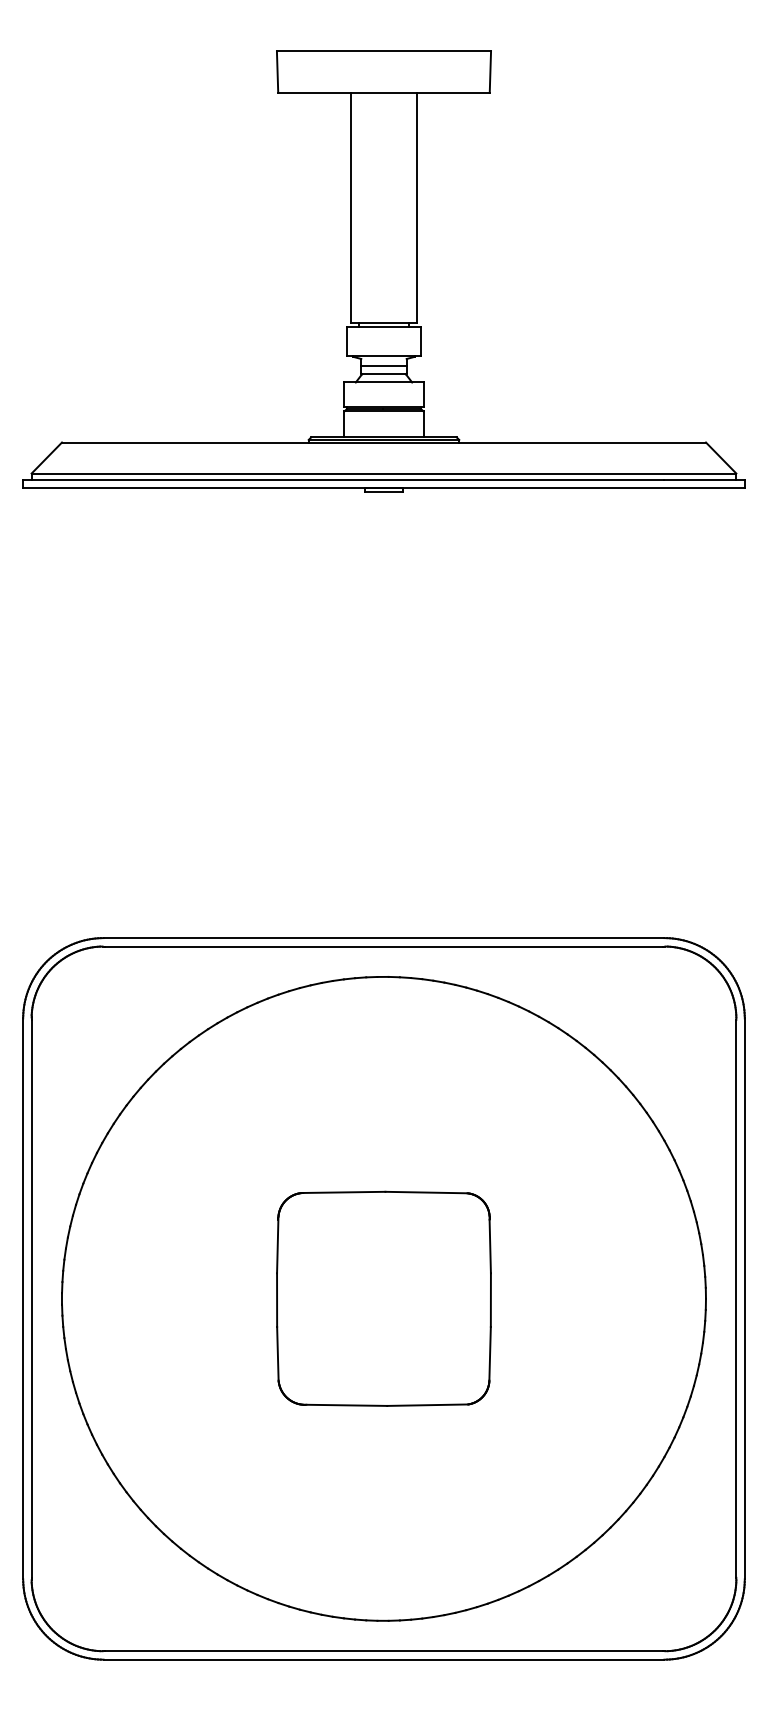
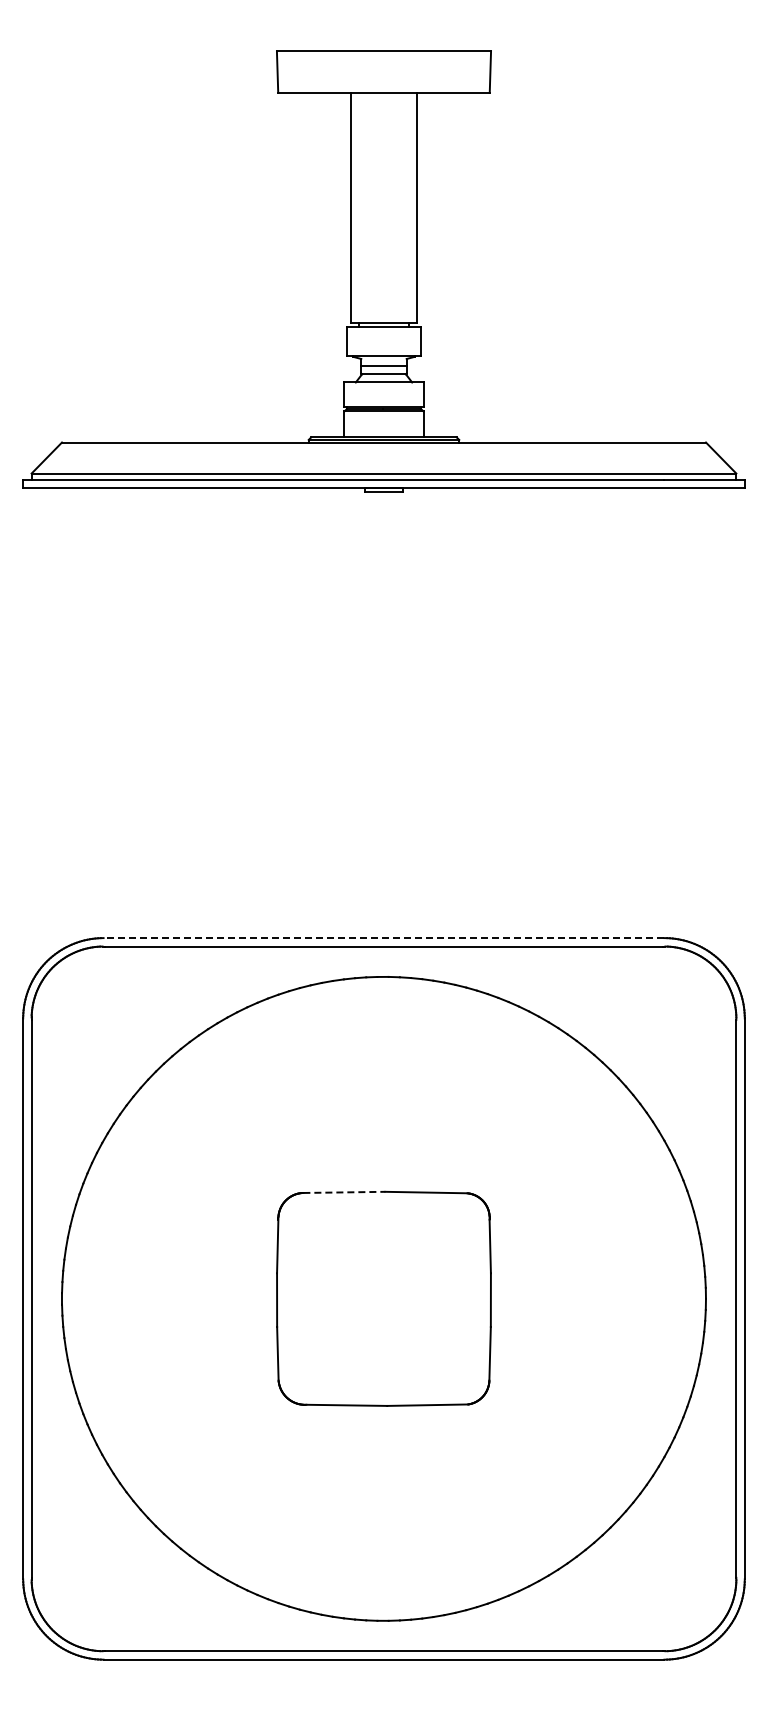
line: solid -> dashed (383, 938)
line: solid -> dashed (344, 1192)
